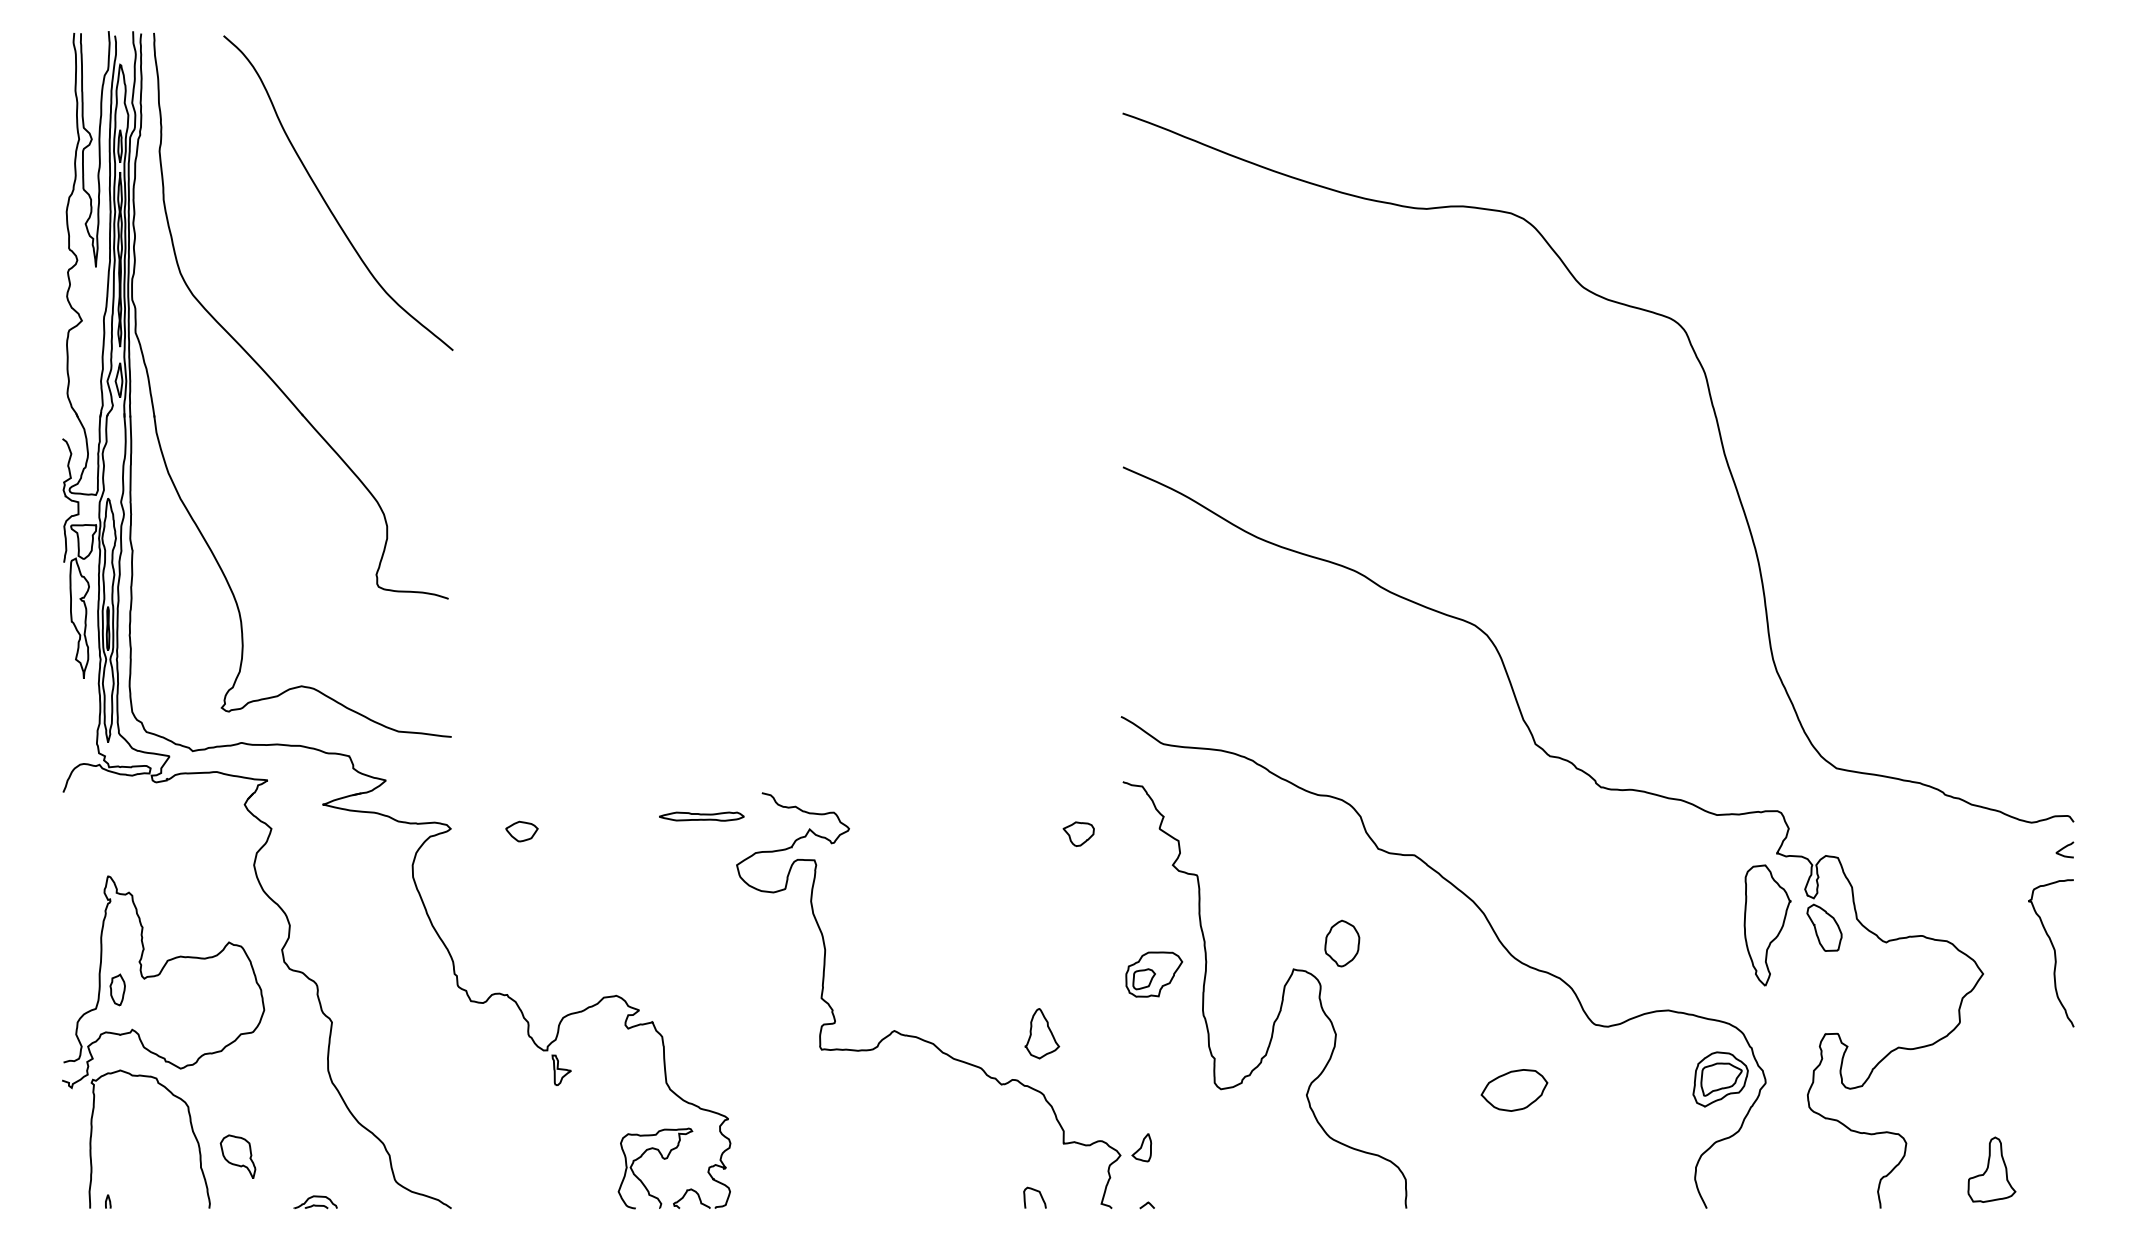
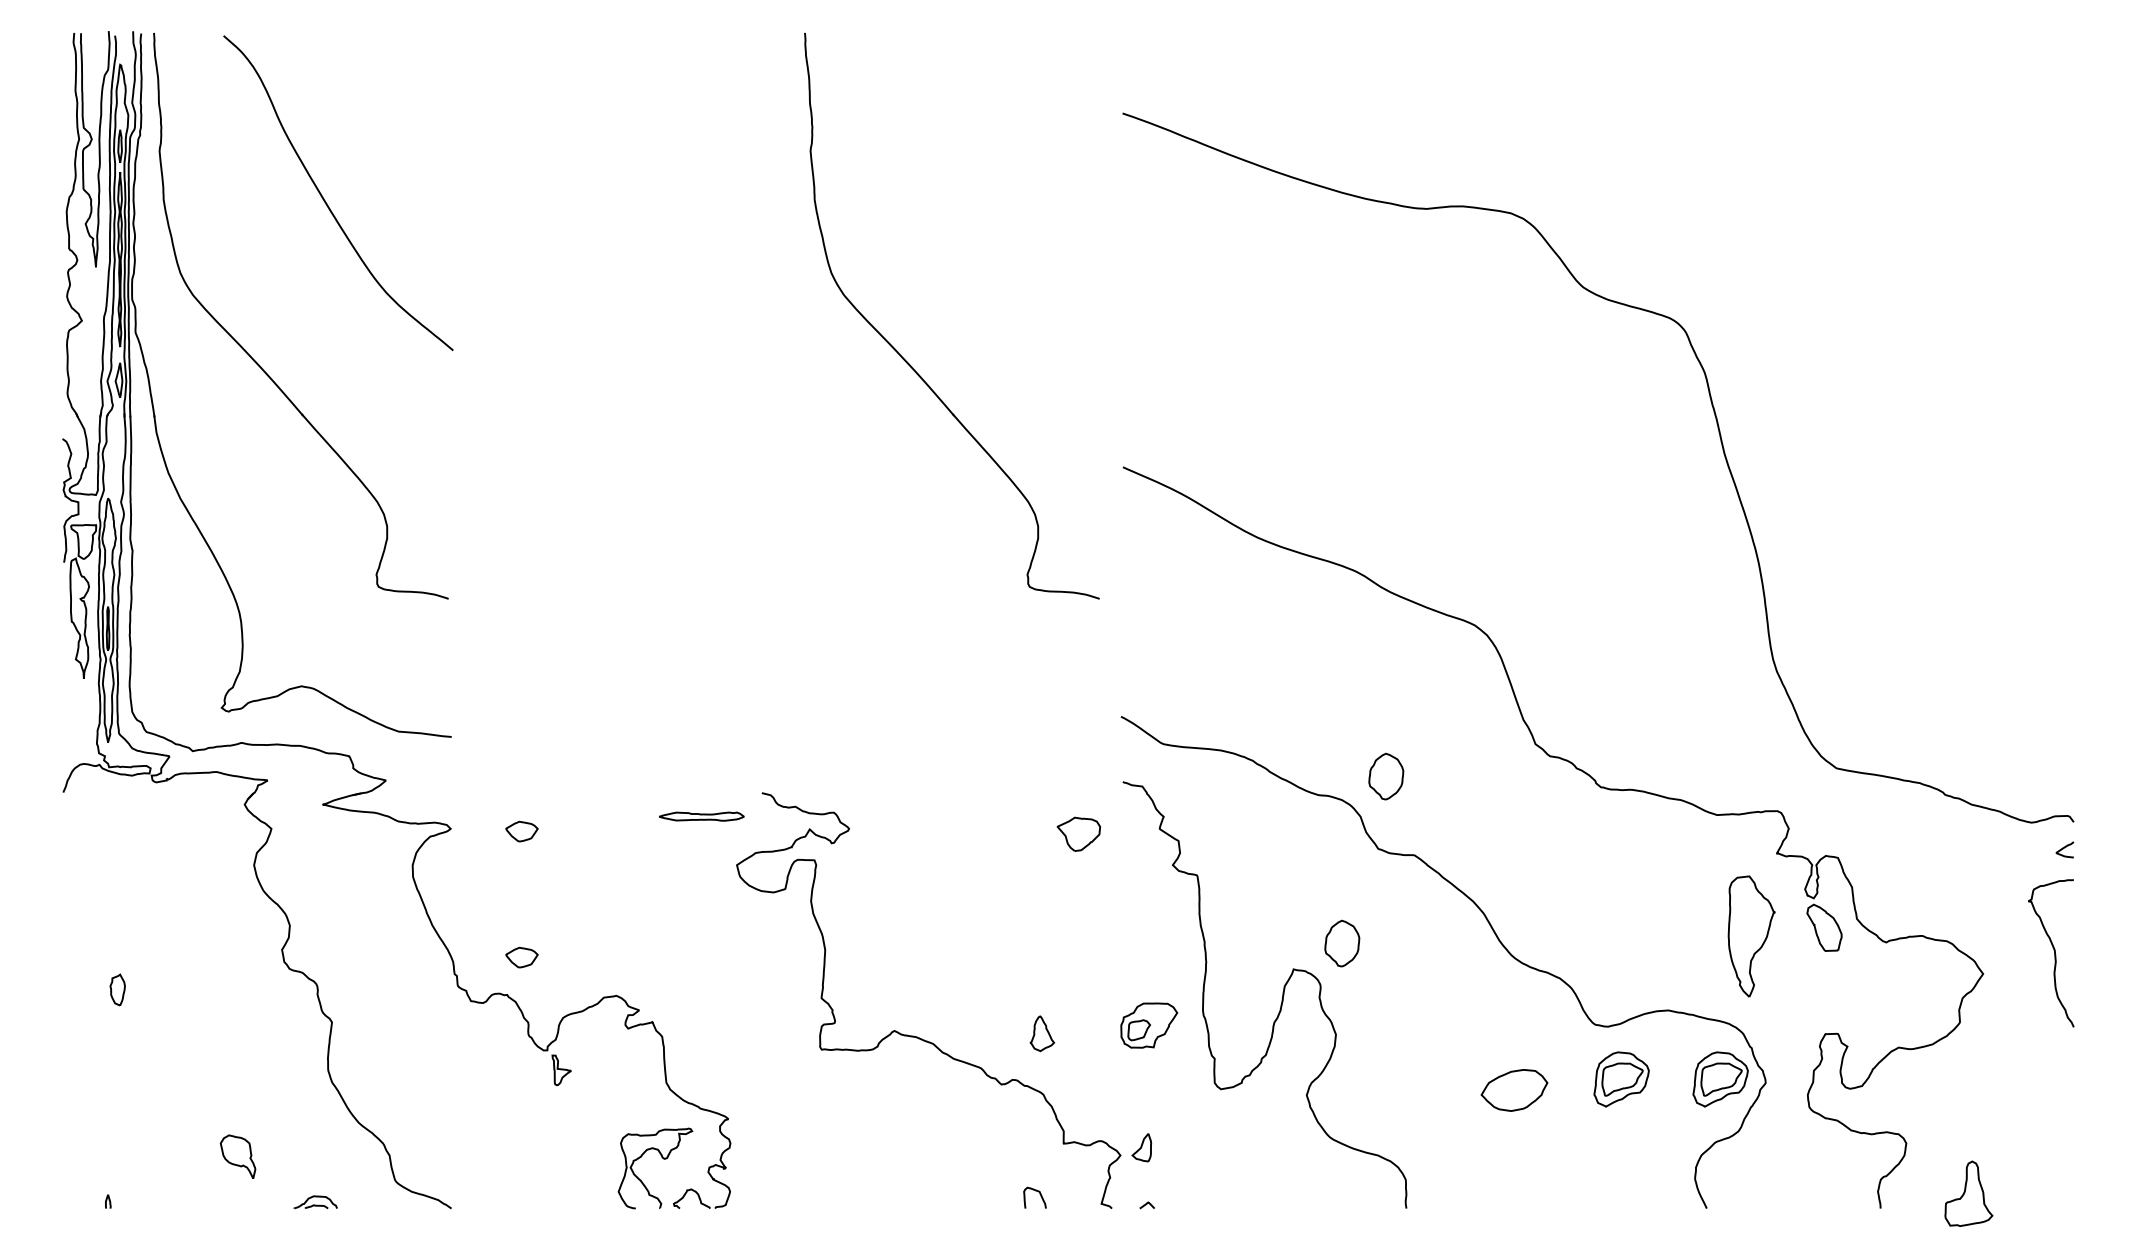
part: none -> present (906, 360)
part: none -> present (1386, 776)
part size: 33x26 px -> 45x36 px (1078, 833)
part position: (1767, 925) -> (1751, 936) (1751, 936)
part: none -> present (521, 957)
part position: (1154, 974) -> (1149, 1025) (1149, 1025)
part size: 37x52 px -> 27x38 px (1042, 1033)
part: present -> none (156, 1053)
part: none -> present (1621, 1079)
part position: (1991, 1169) -> (1968, 1193) (1968, 1193)
